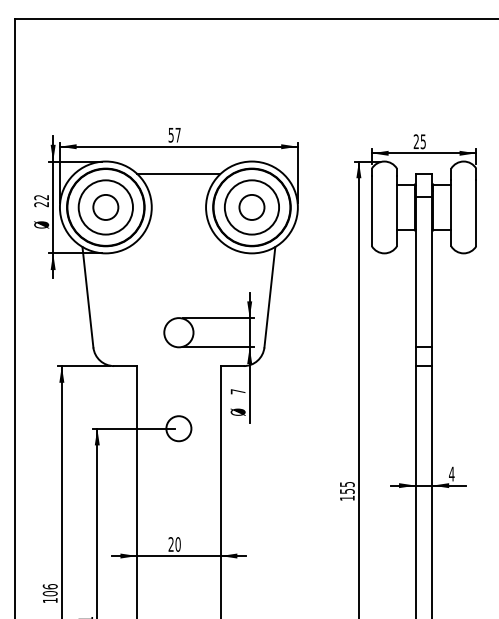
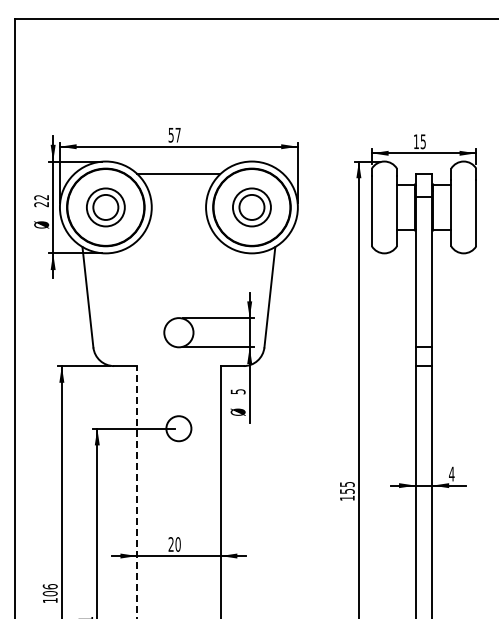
text: 25 -> 15 (415, 141)
circle diameter: 54 px -> 38 px (105, 207)
circle diameter: 54 px -> 38 px (251, 207)
text: 7 -> 5 (238, 391)
line: solid -> dashed (137, 491)
